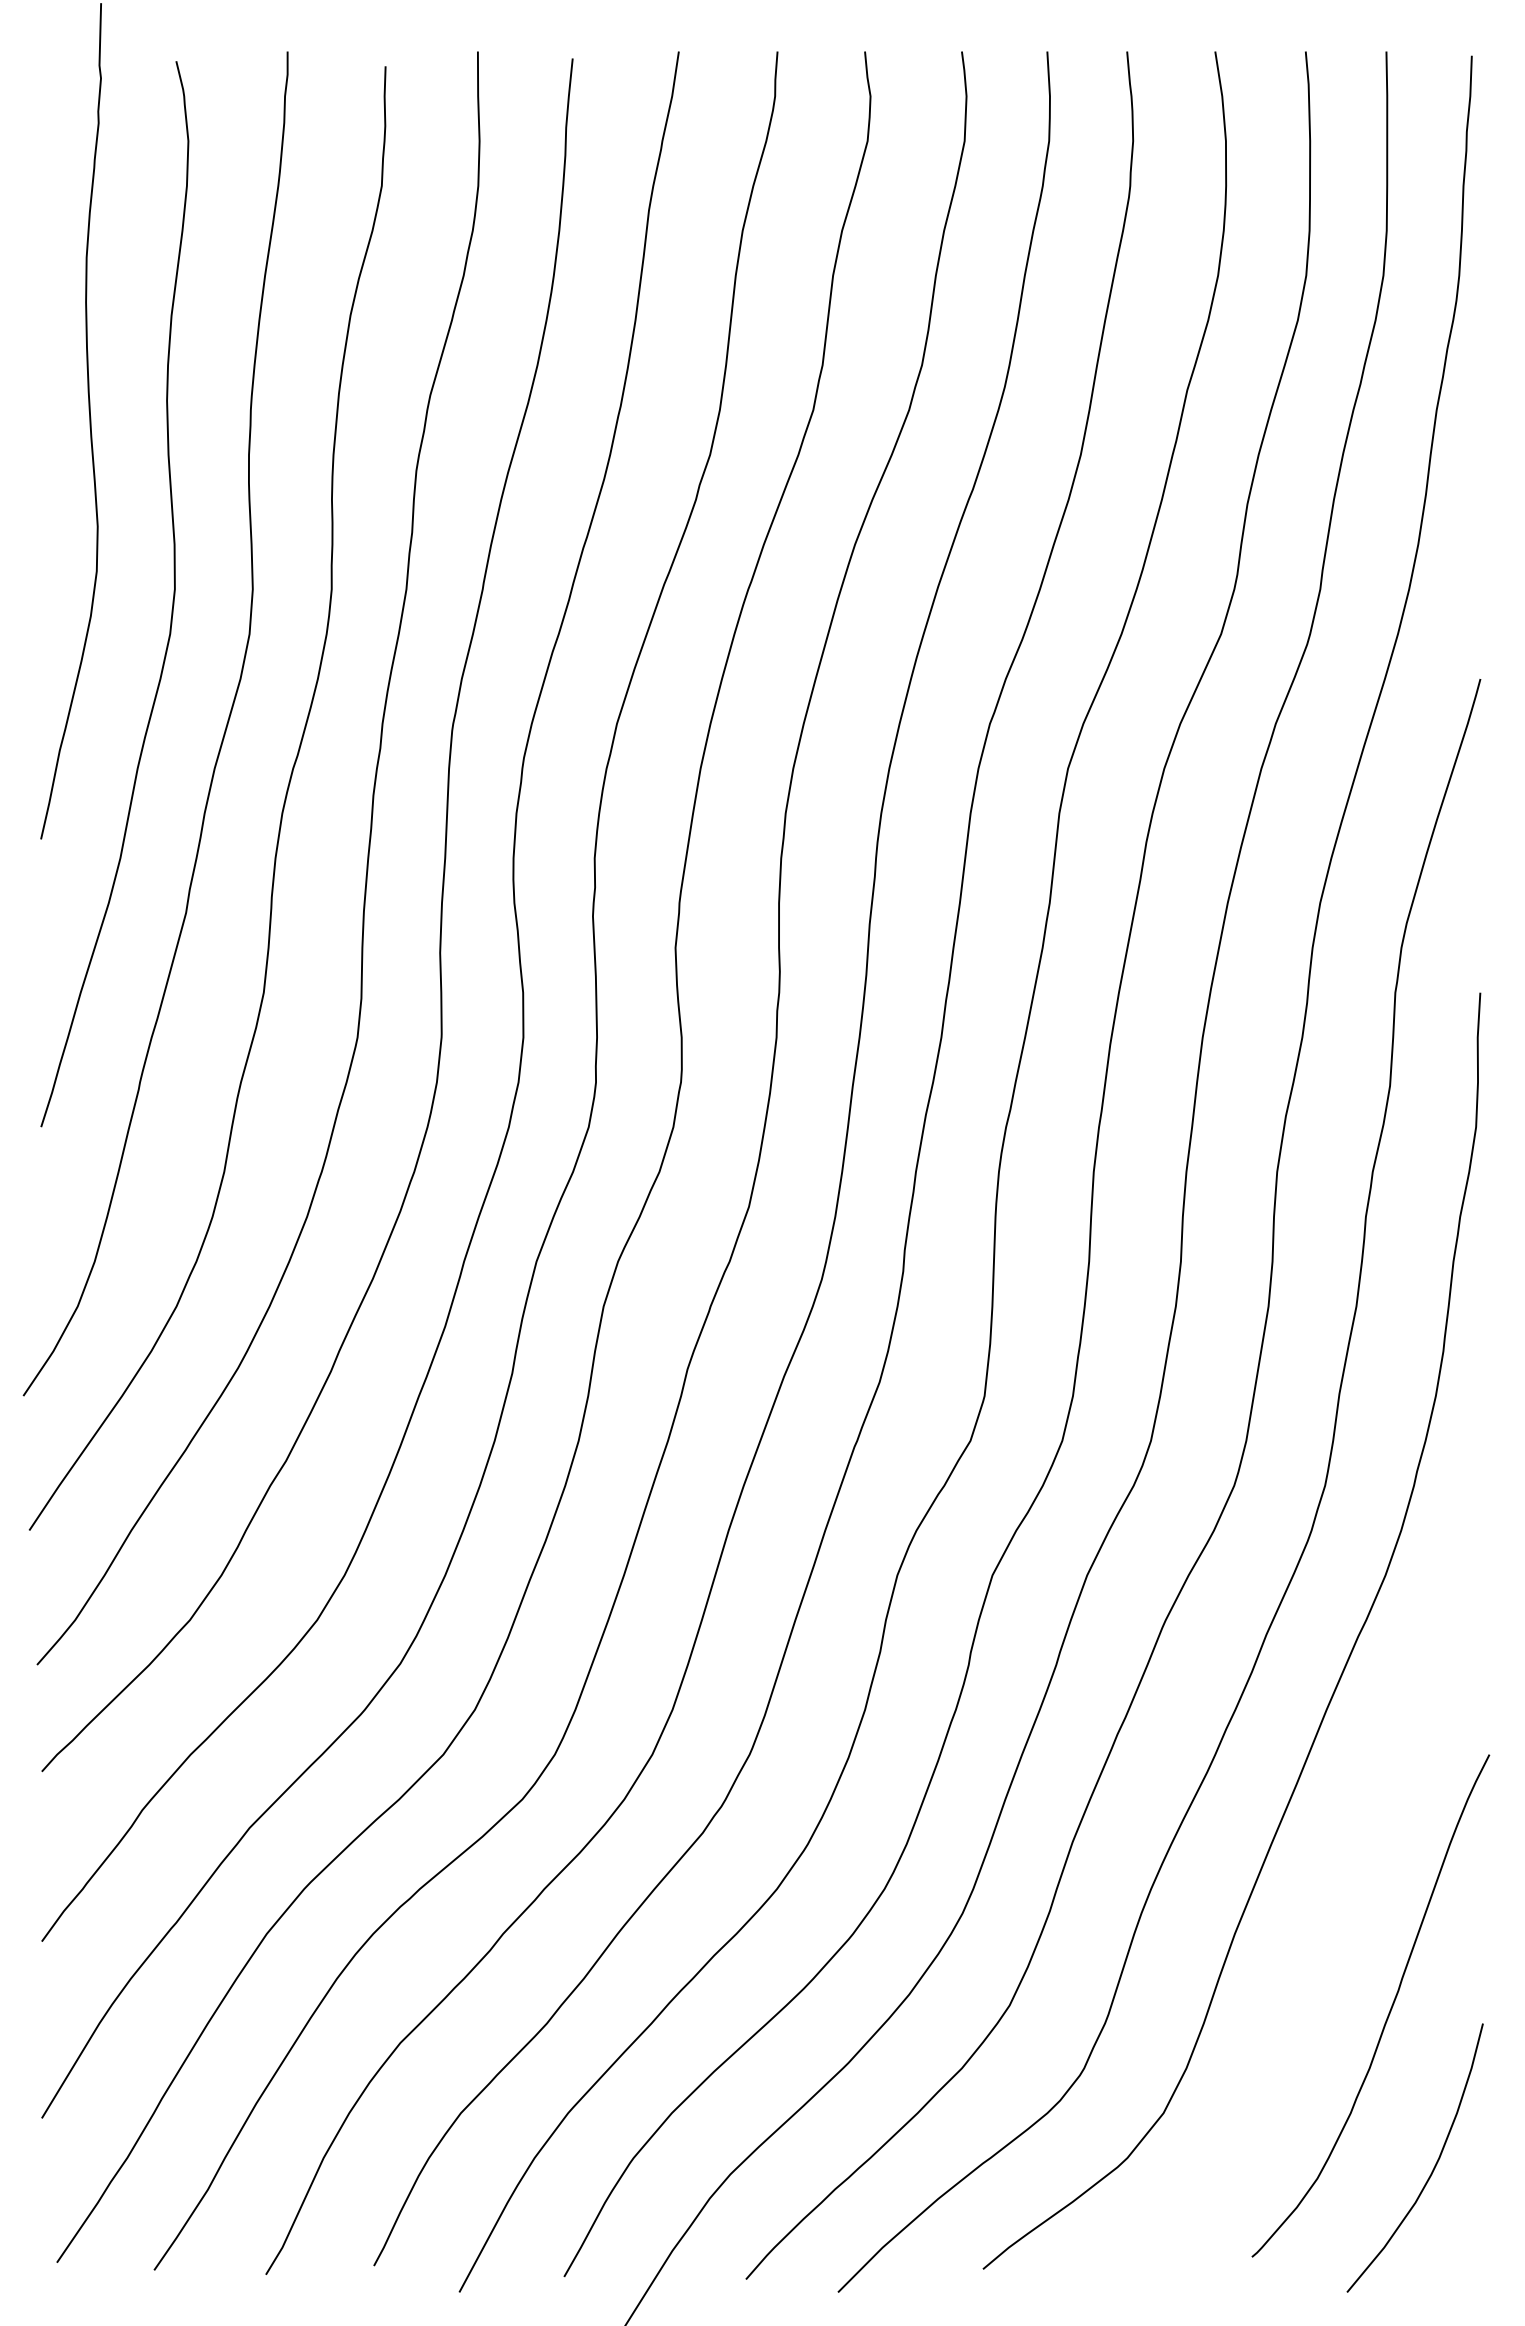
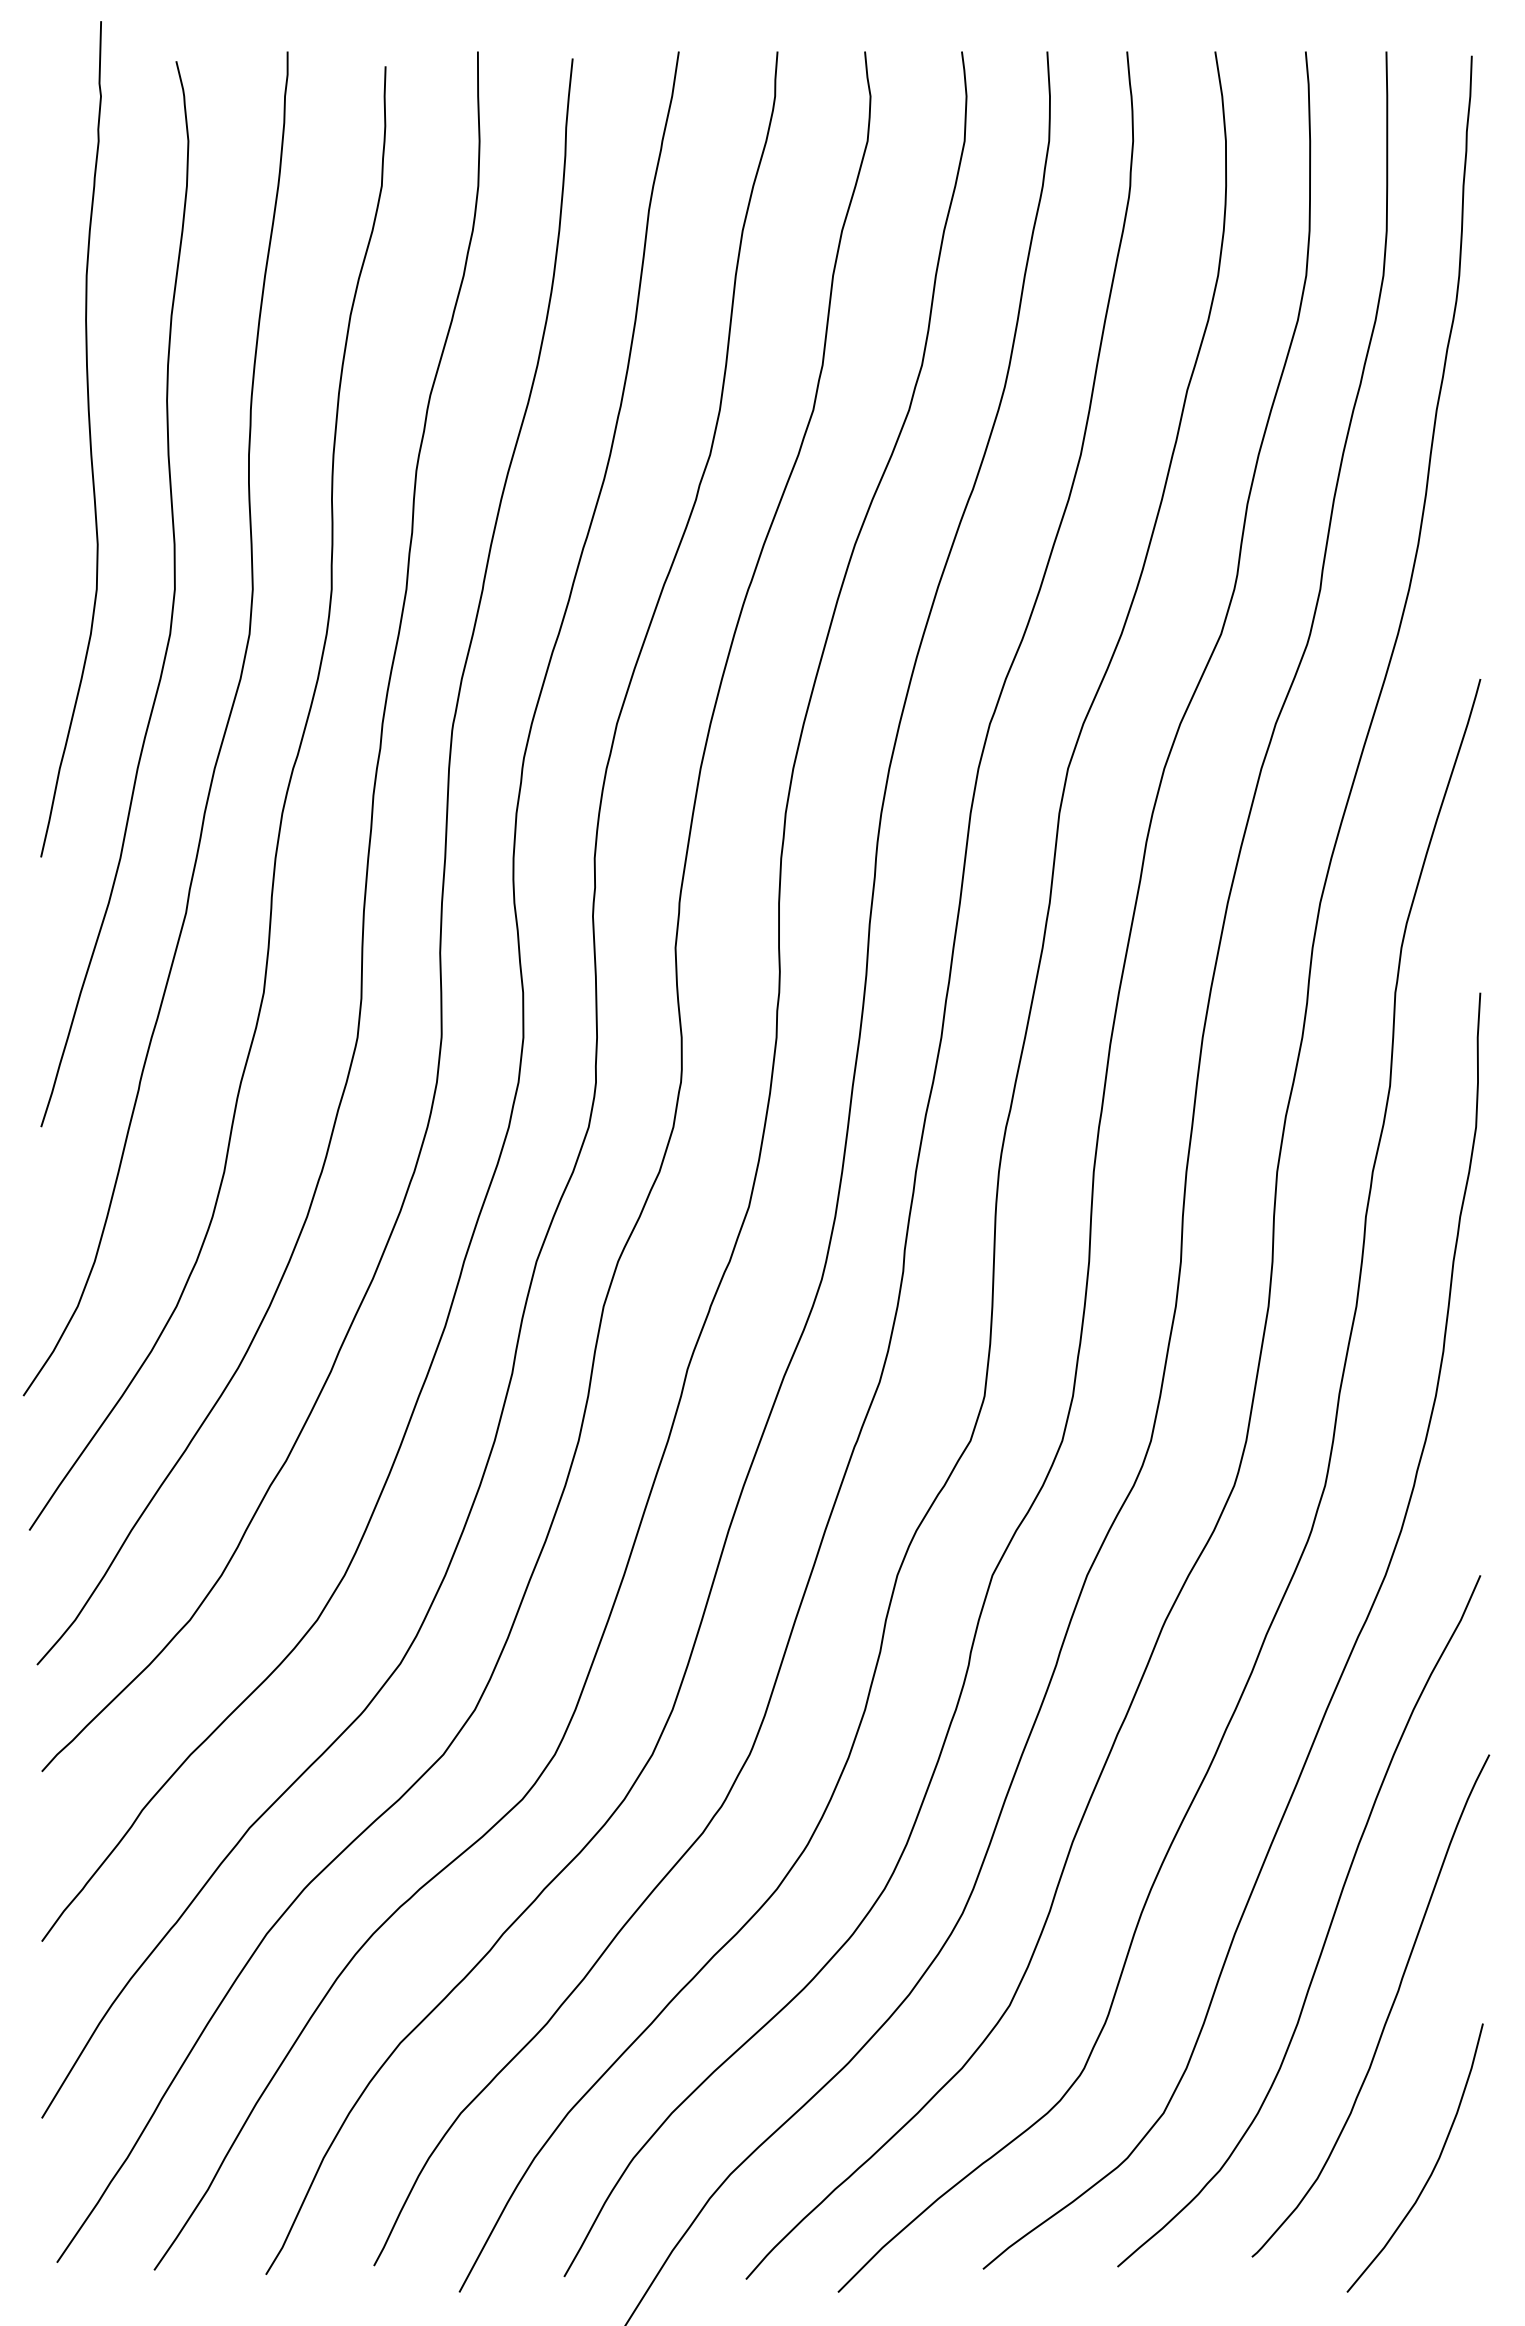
curve position: (89, 421) -> (89, 439) (89, 439)
curve: none -> present (1327, 1930)
